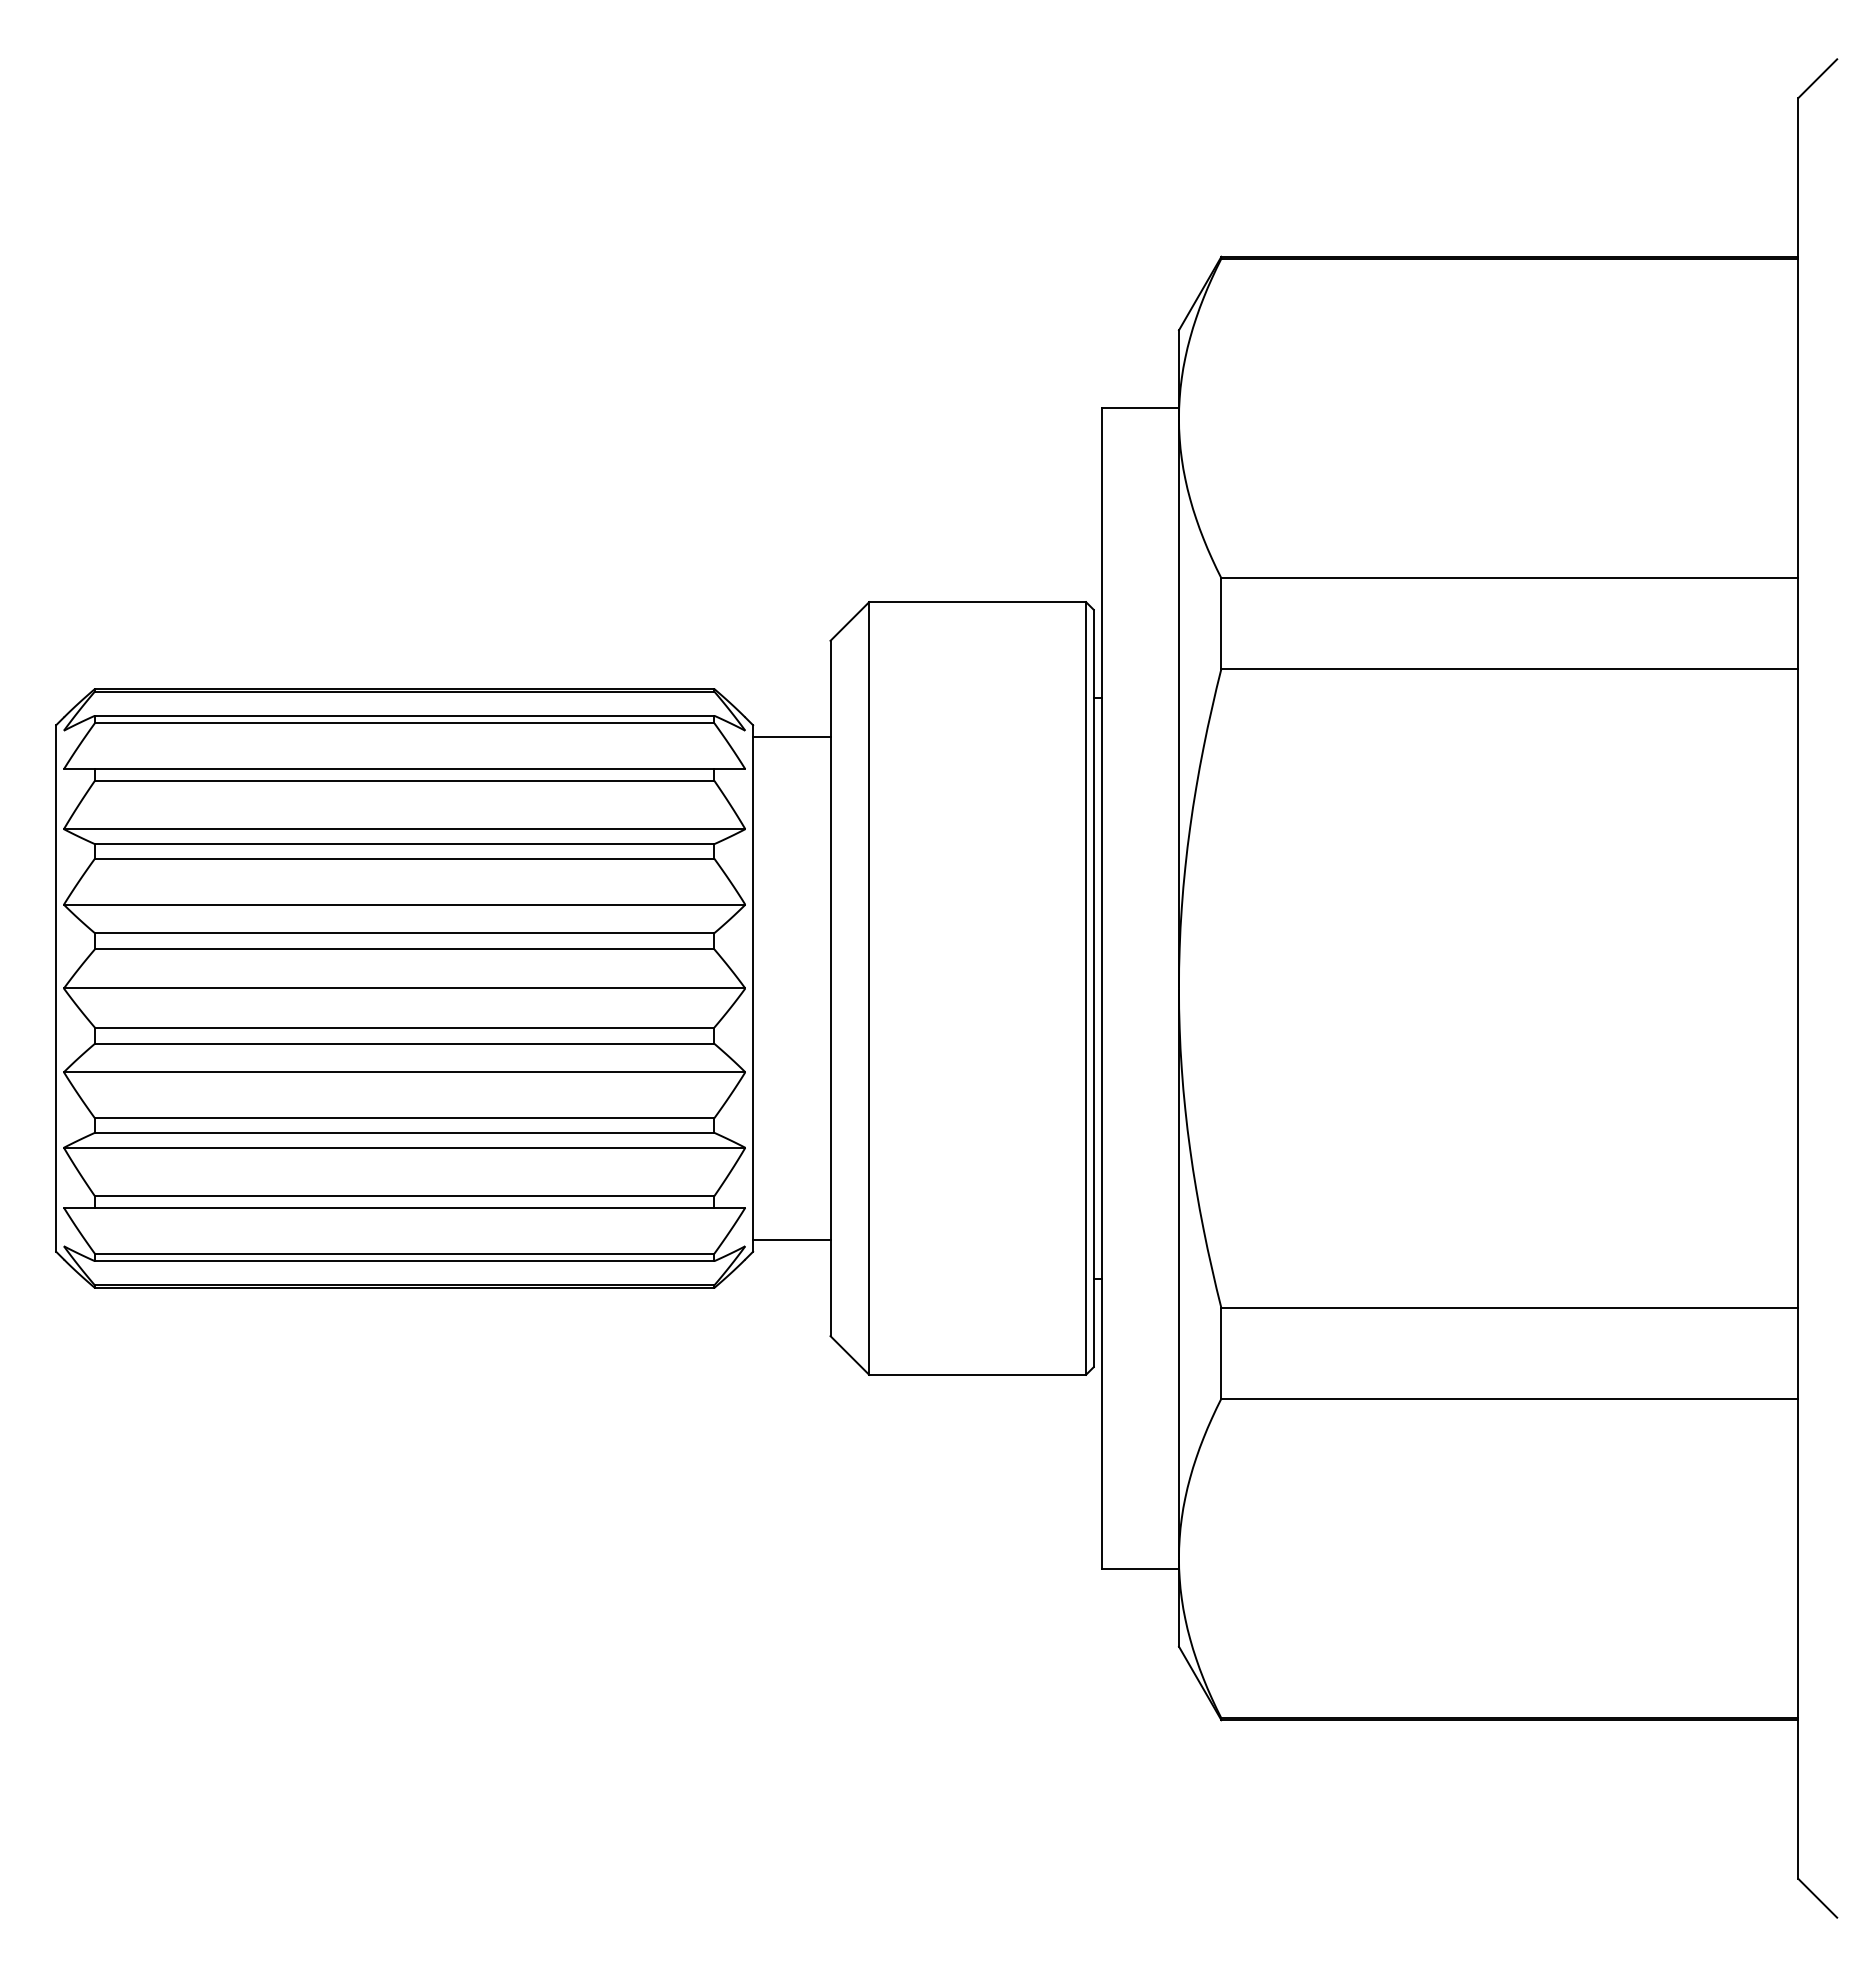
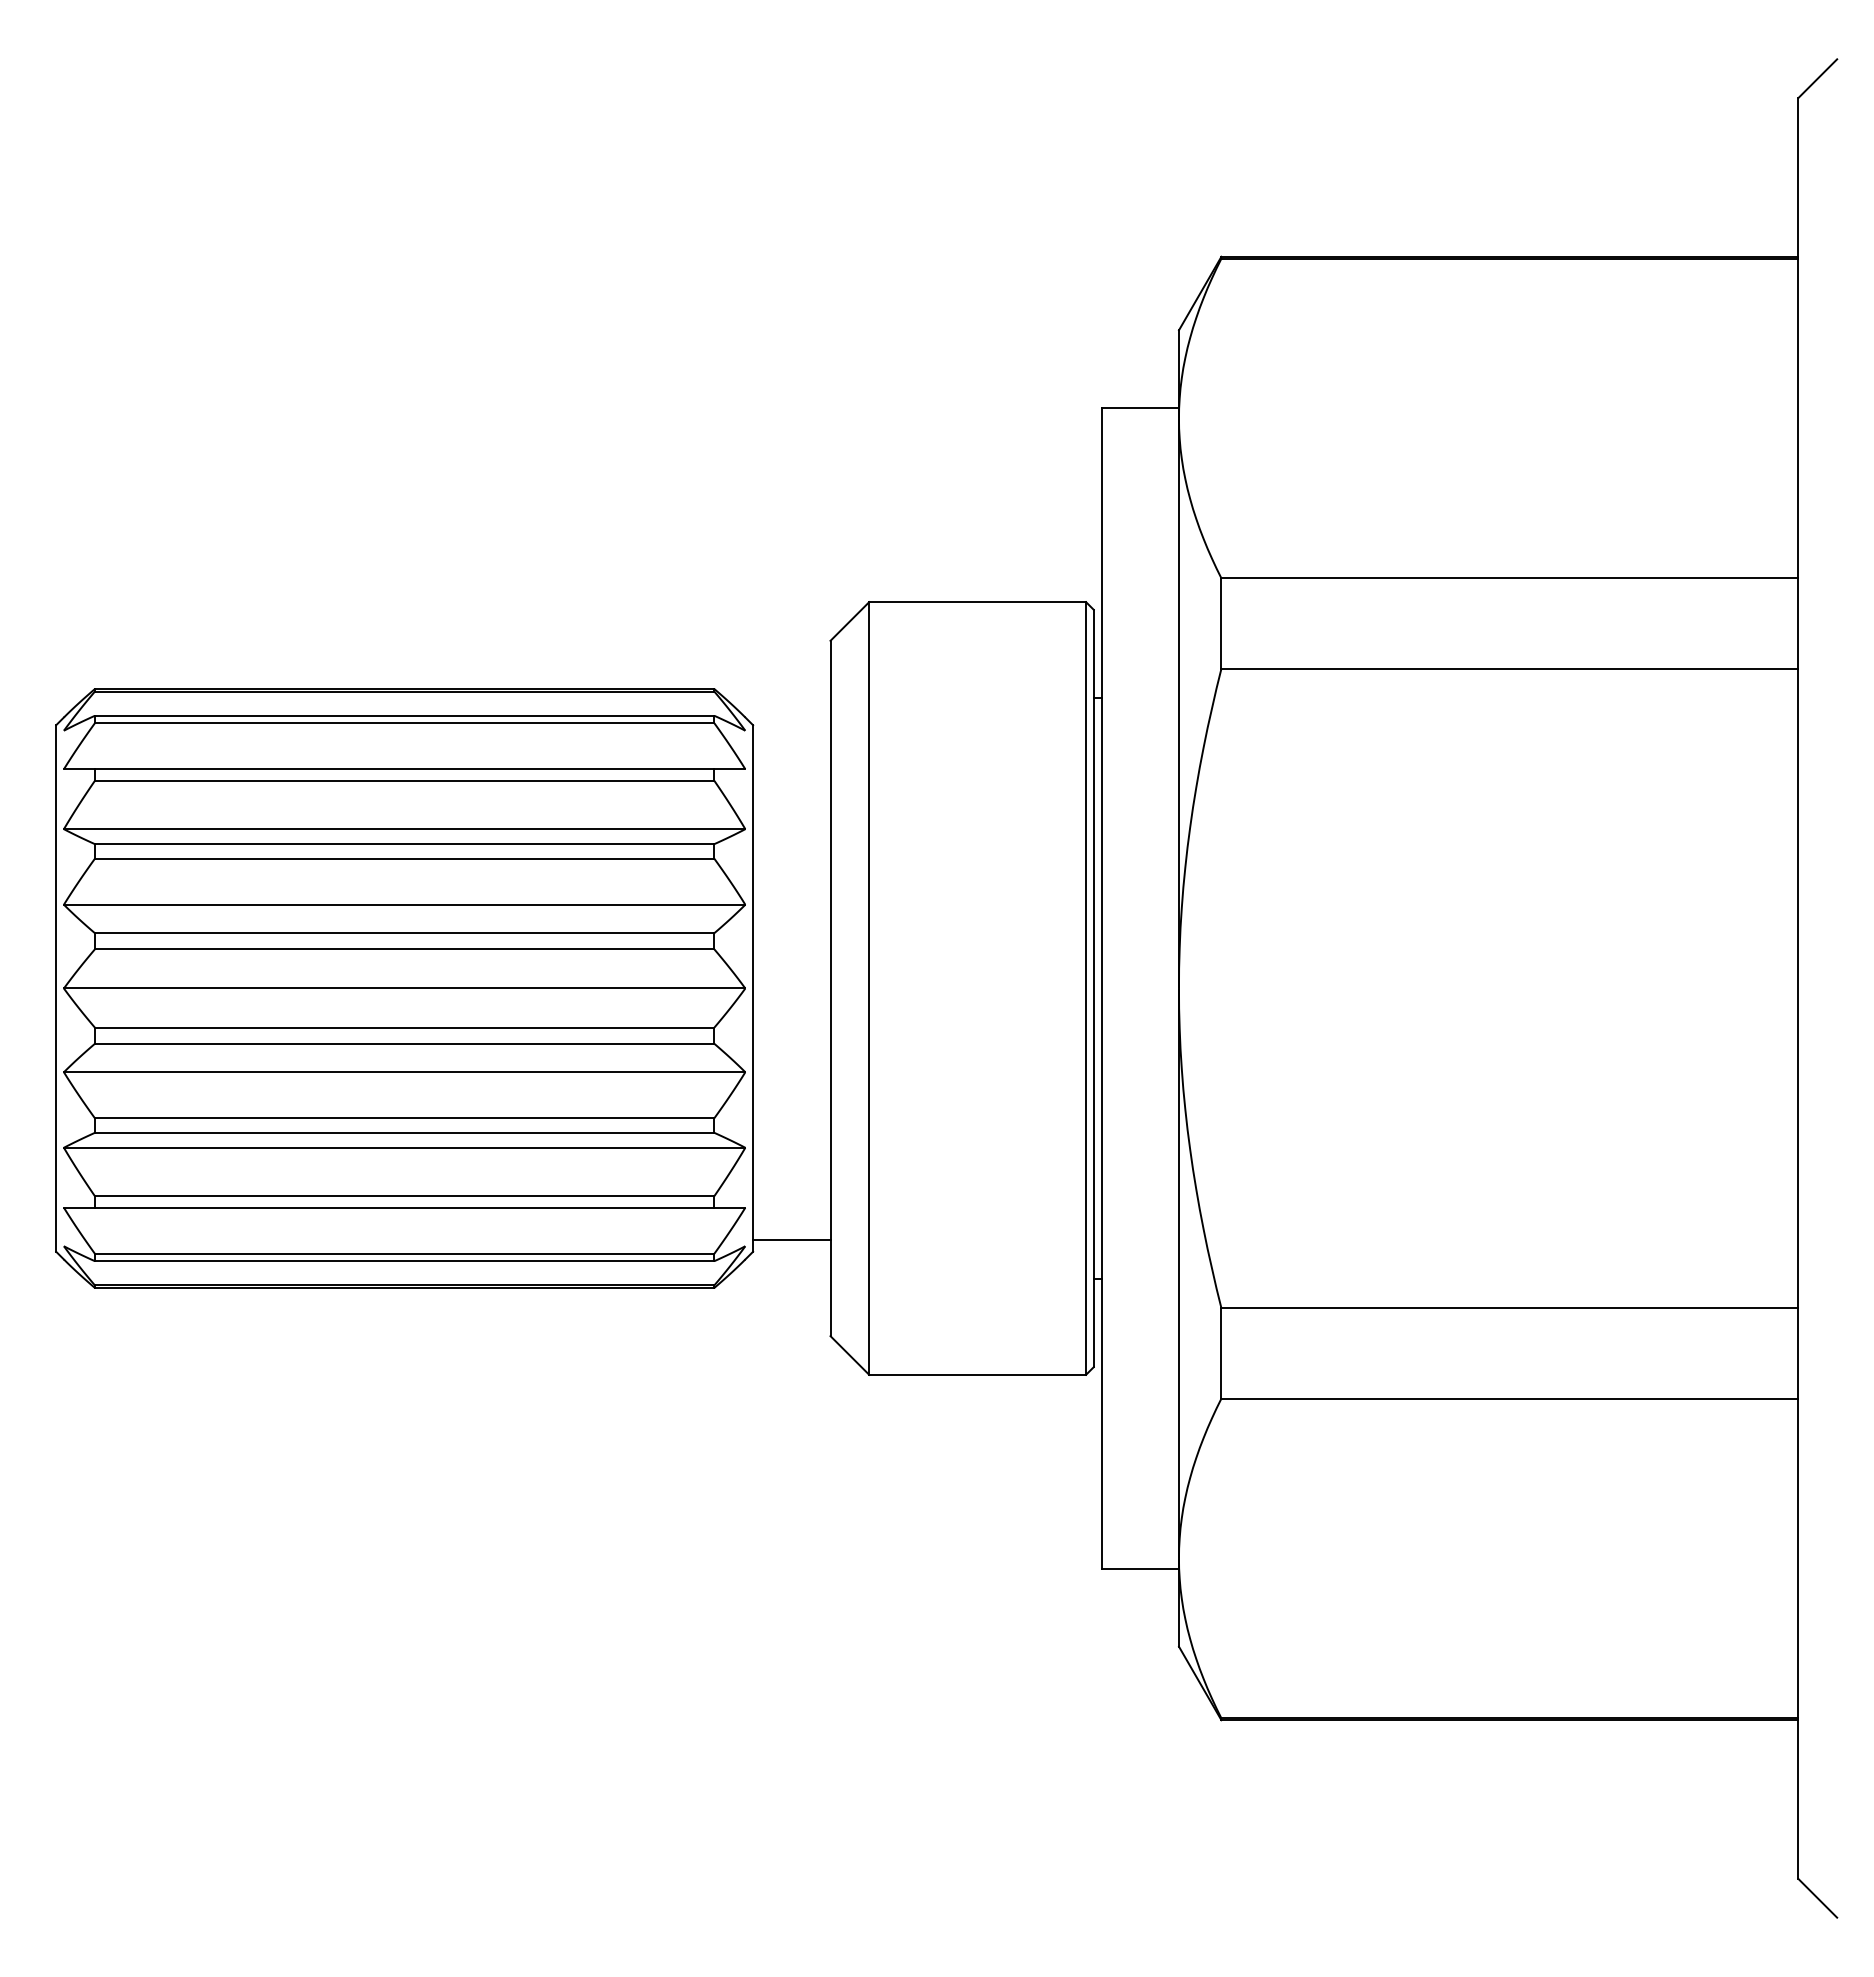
line: present -> none (791, 736)
